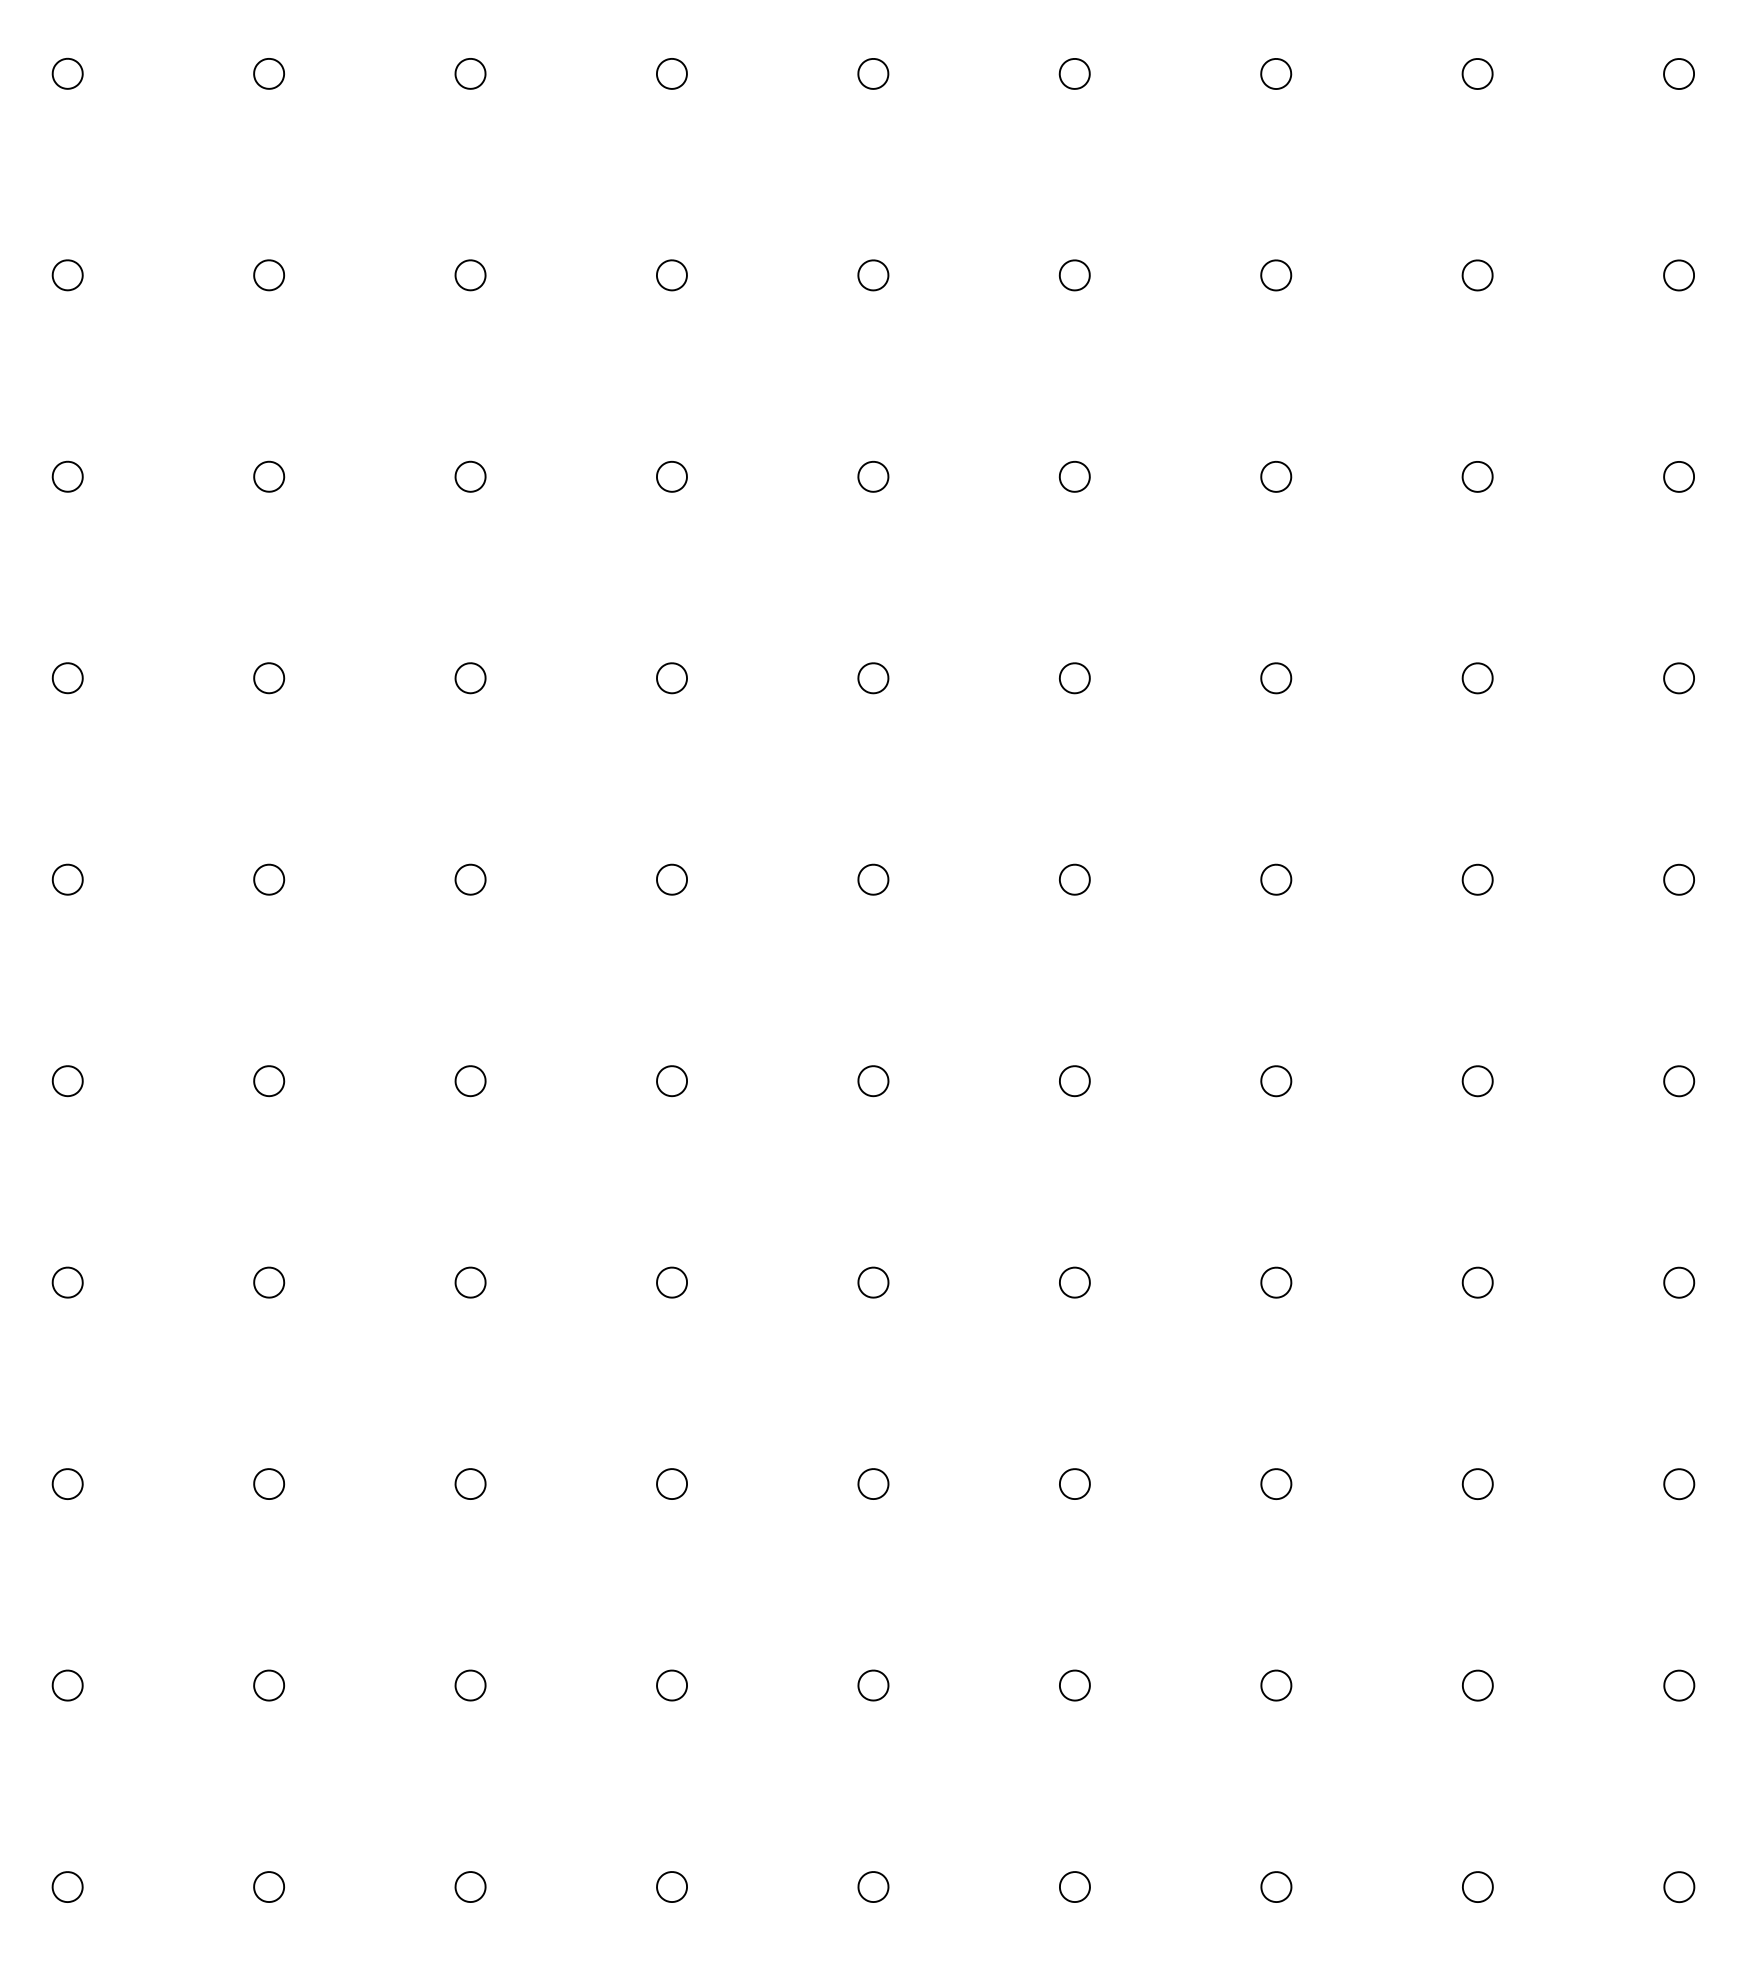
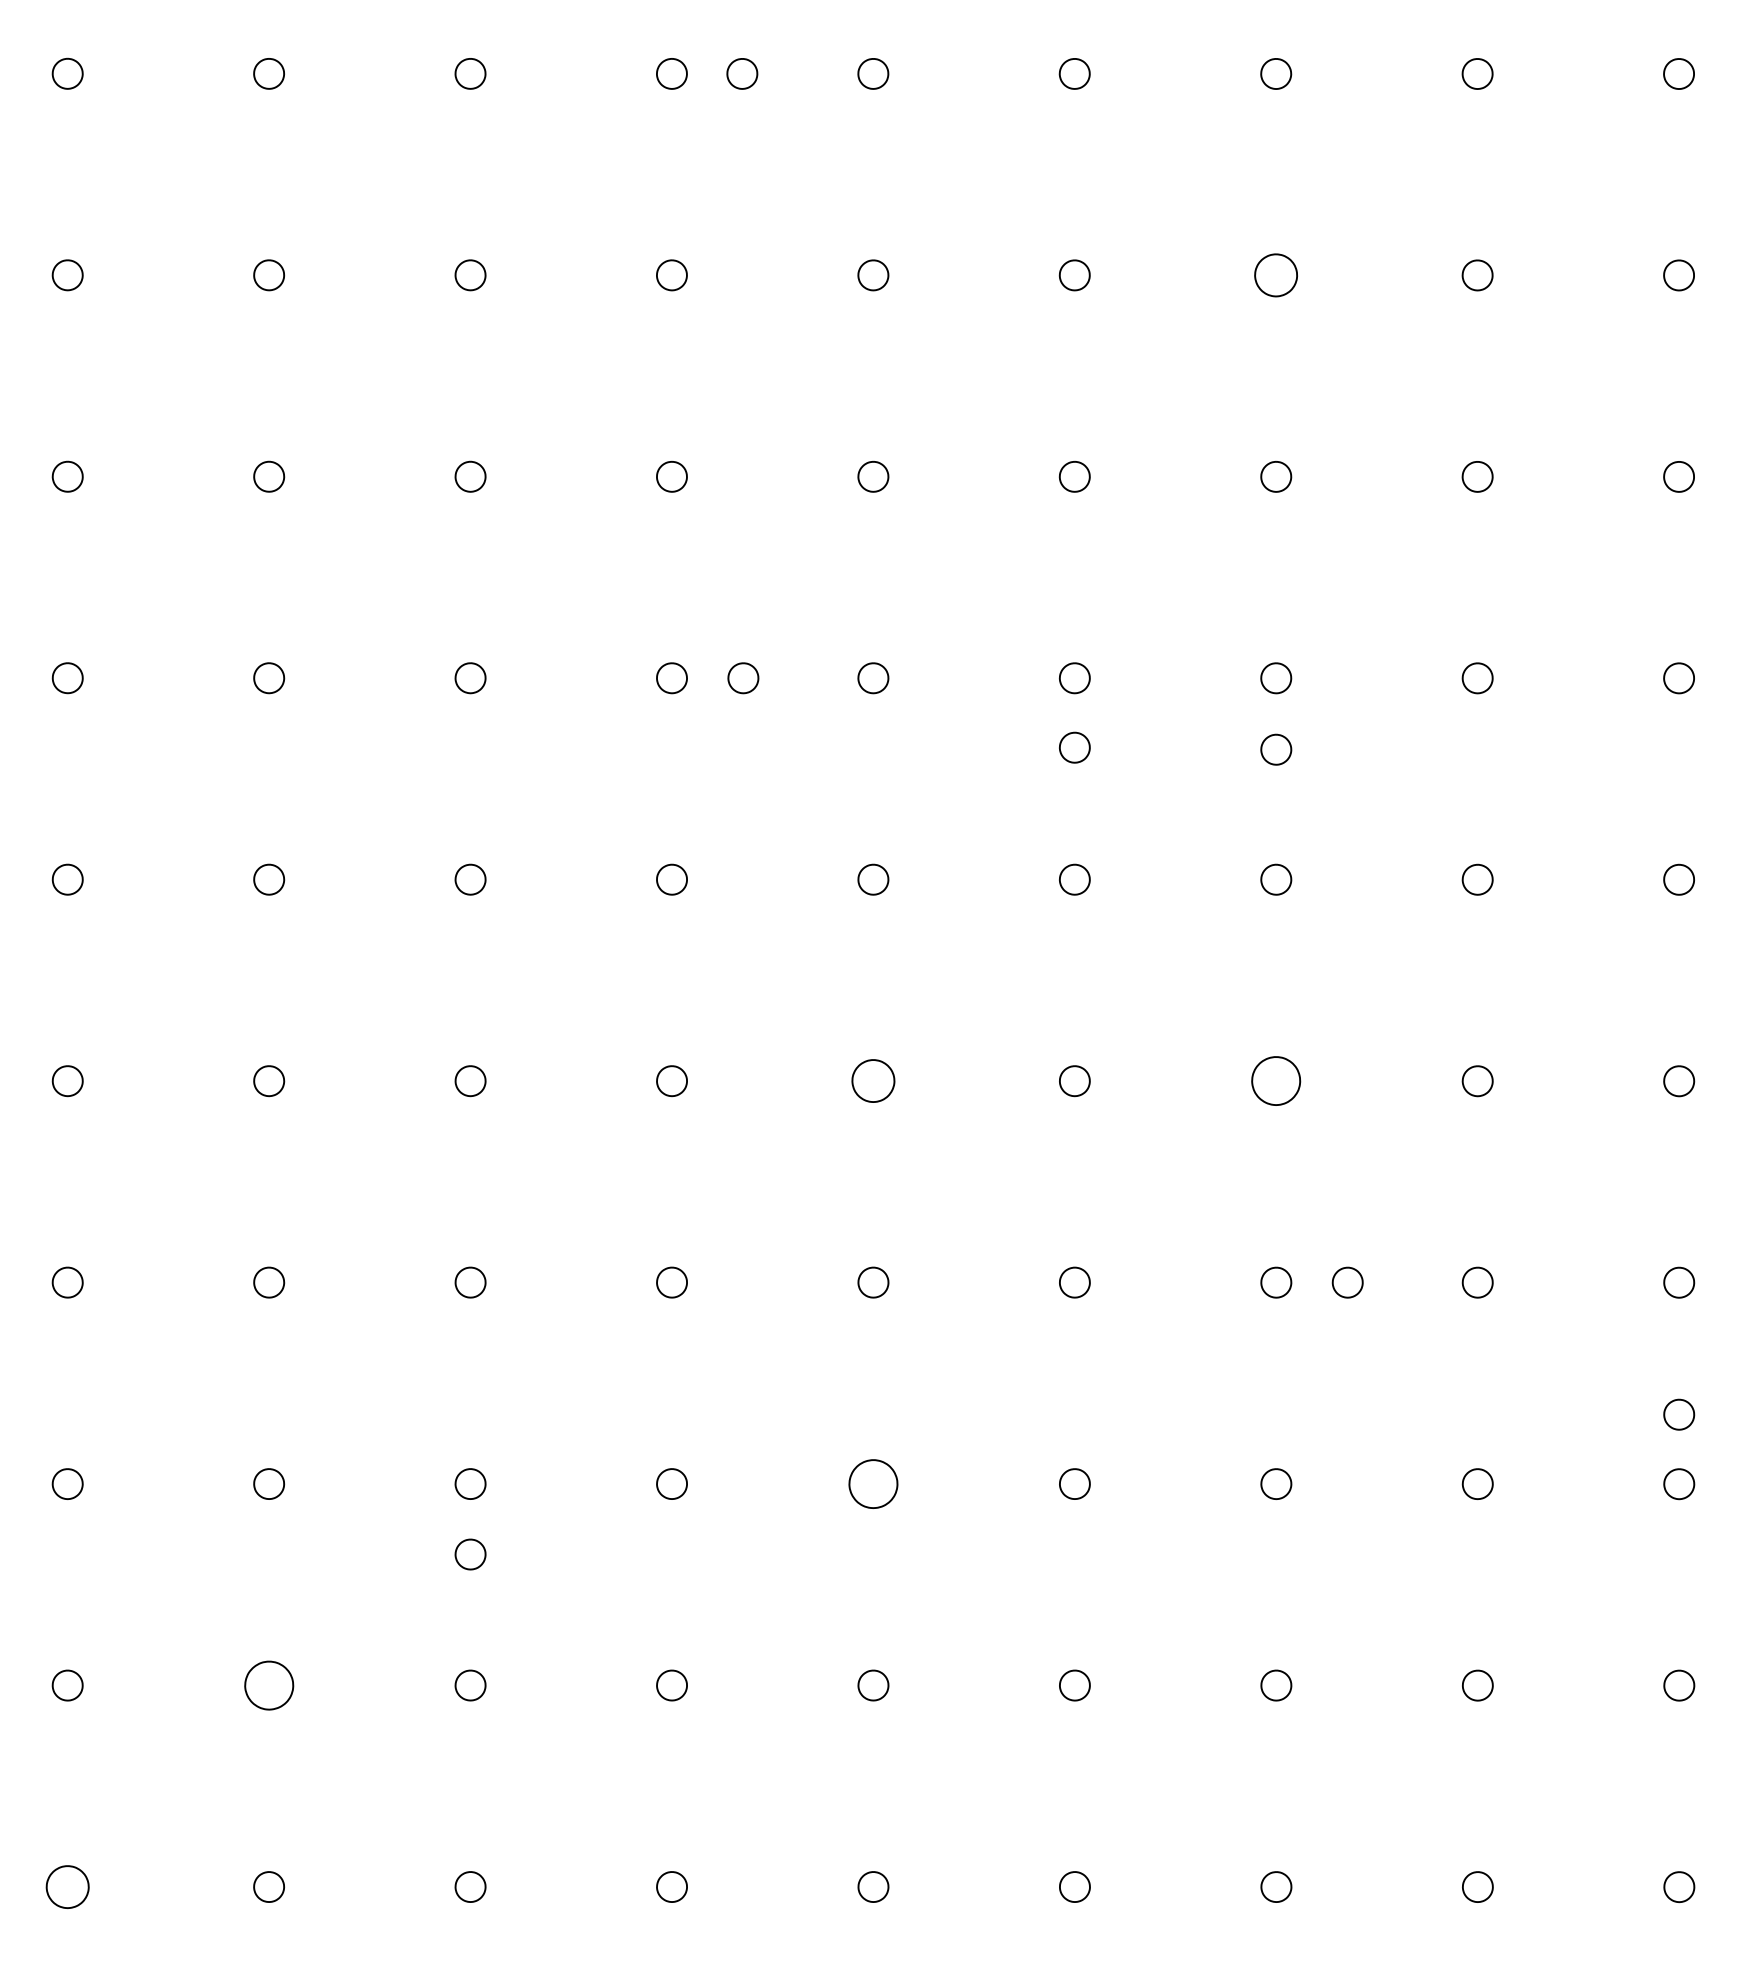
part: none -> present (742, 73)
part size: 33x33 px -> 44x45 px (1275, 275)
part: none -> present (743, 678)
part: none -> present (1074, 747)
part: none -> present (1276, 749)
part size: 33x33 px -> 45x44 px (873, 1080)
part size: 33x33 px -> 51x50 px (1276, 1080)
part: none -> present (1347, 1282)
part: none -> present (1679, 1414)
part size: 33x32 px -> 51x50 px (873, 1483)
part: none -> present (470, 1554)
part size: 32x33 px -> 51x51 px (269, 1685)
part size: 33x32 px -> 45x44 px (67, 1886)
